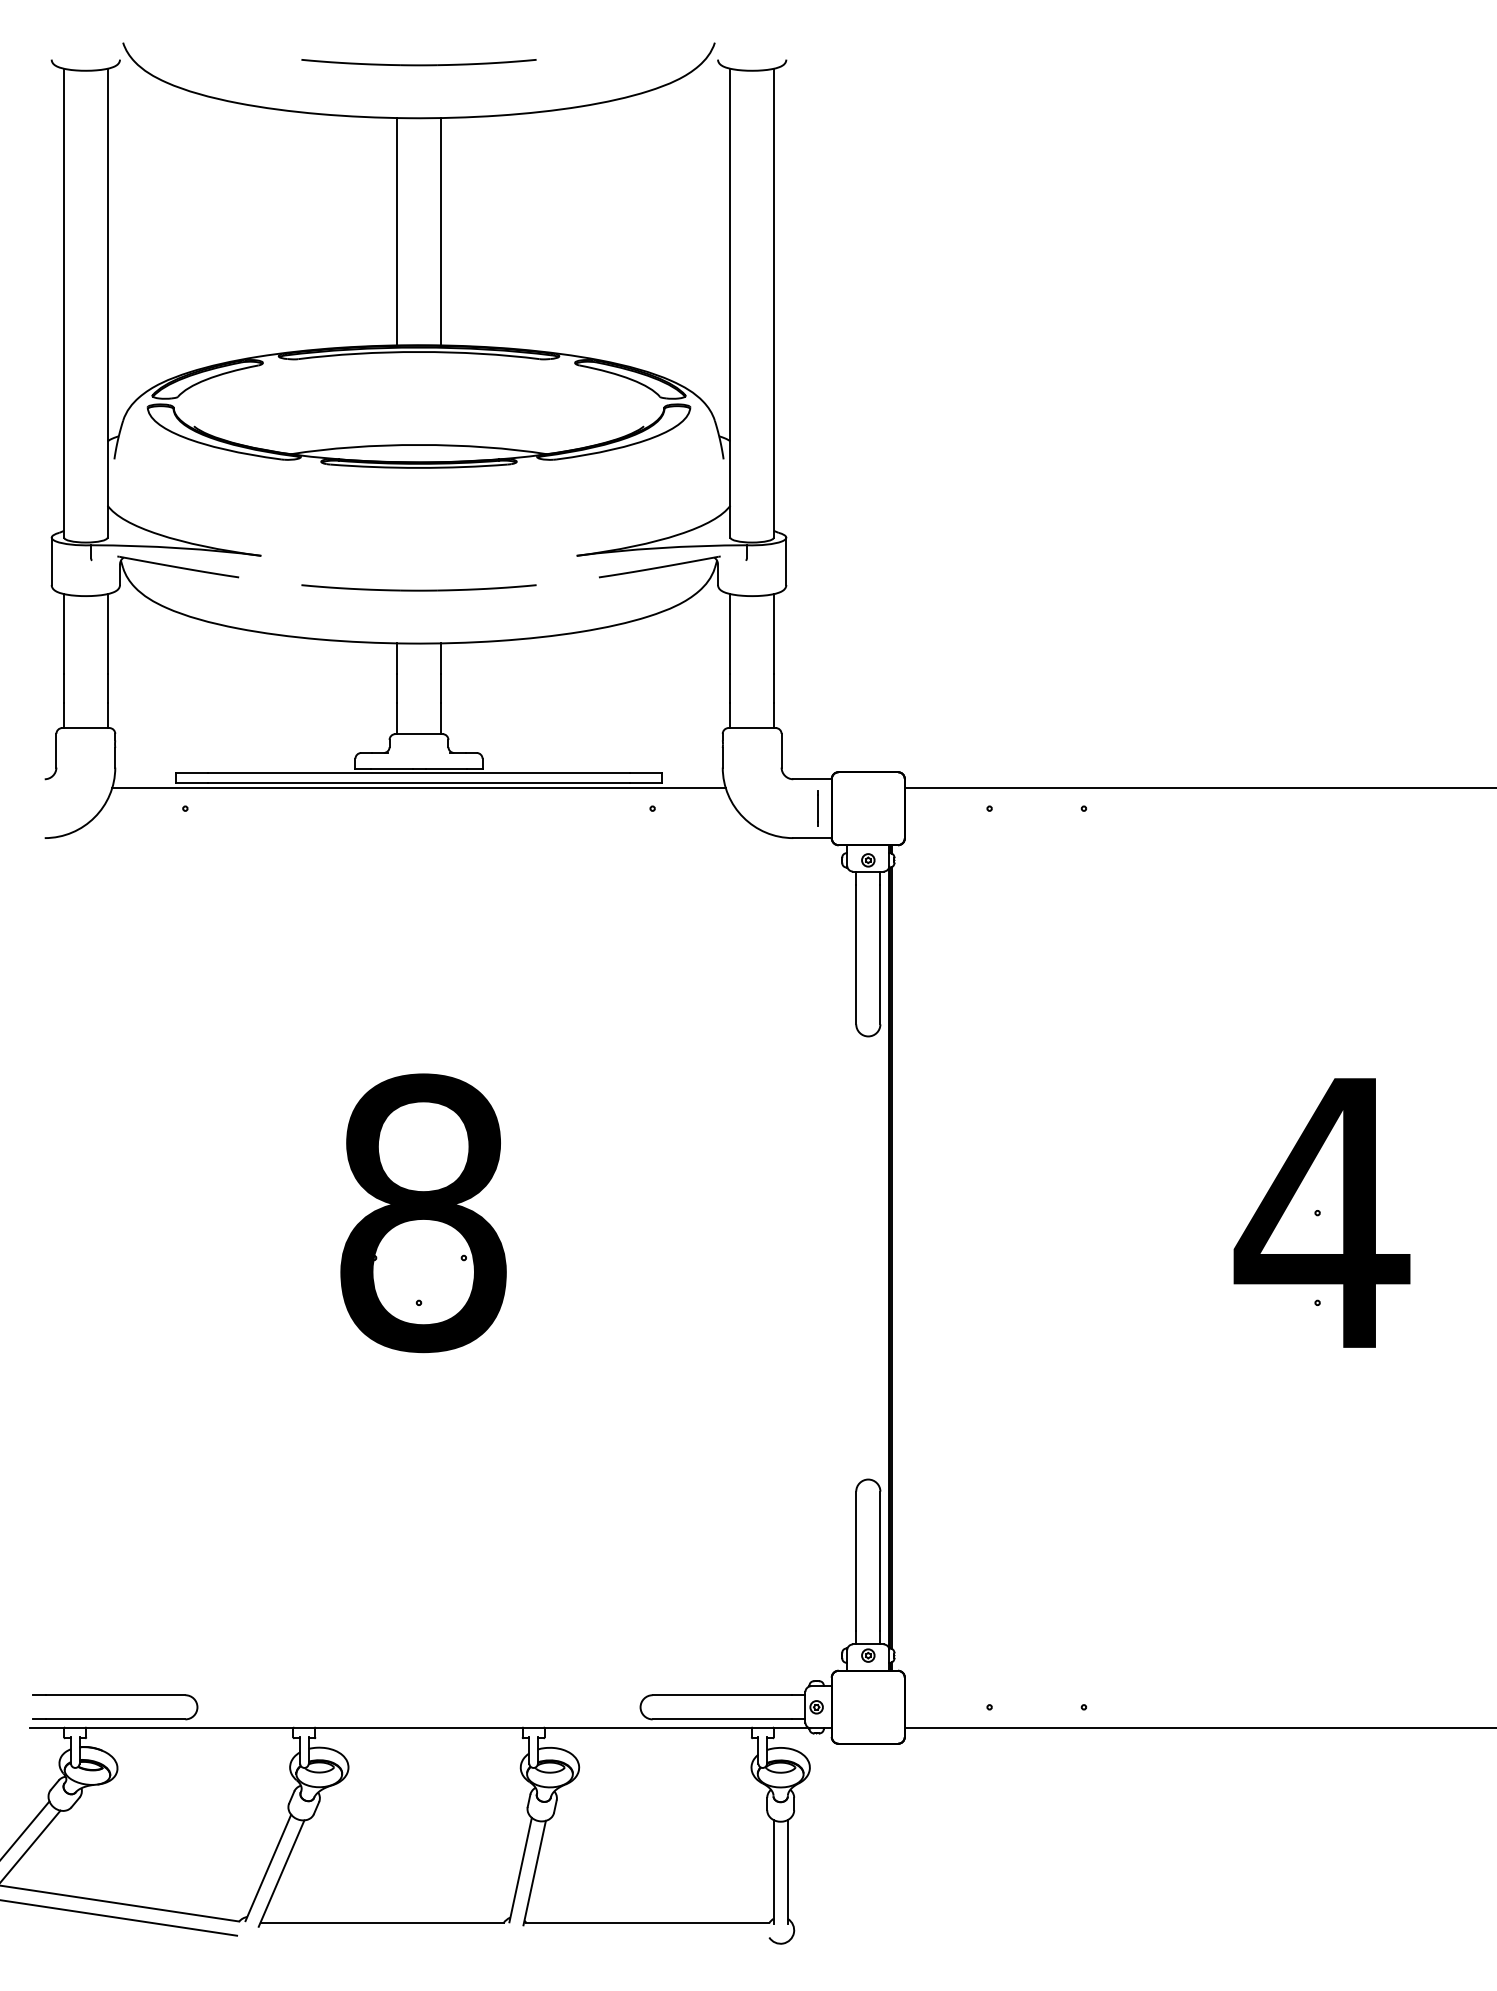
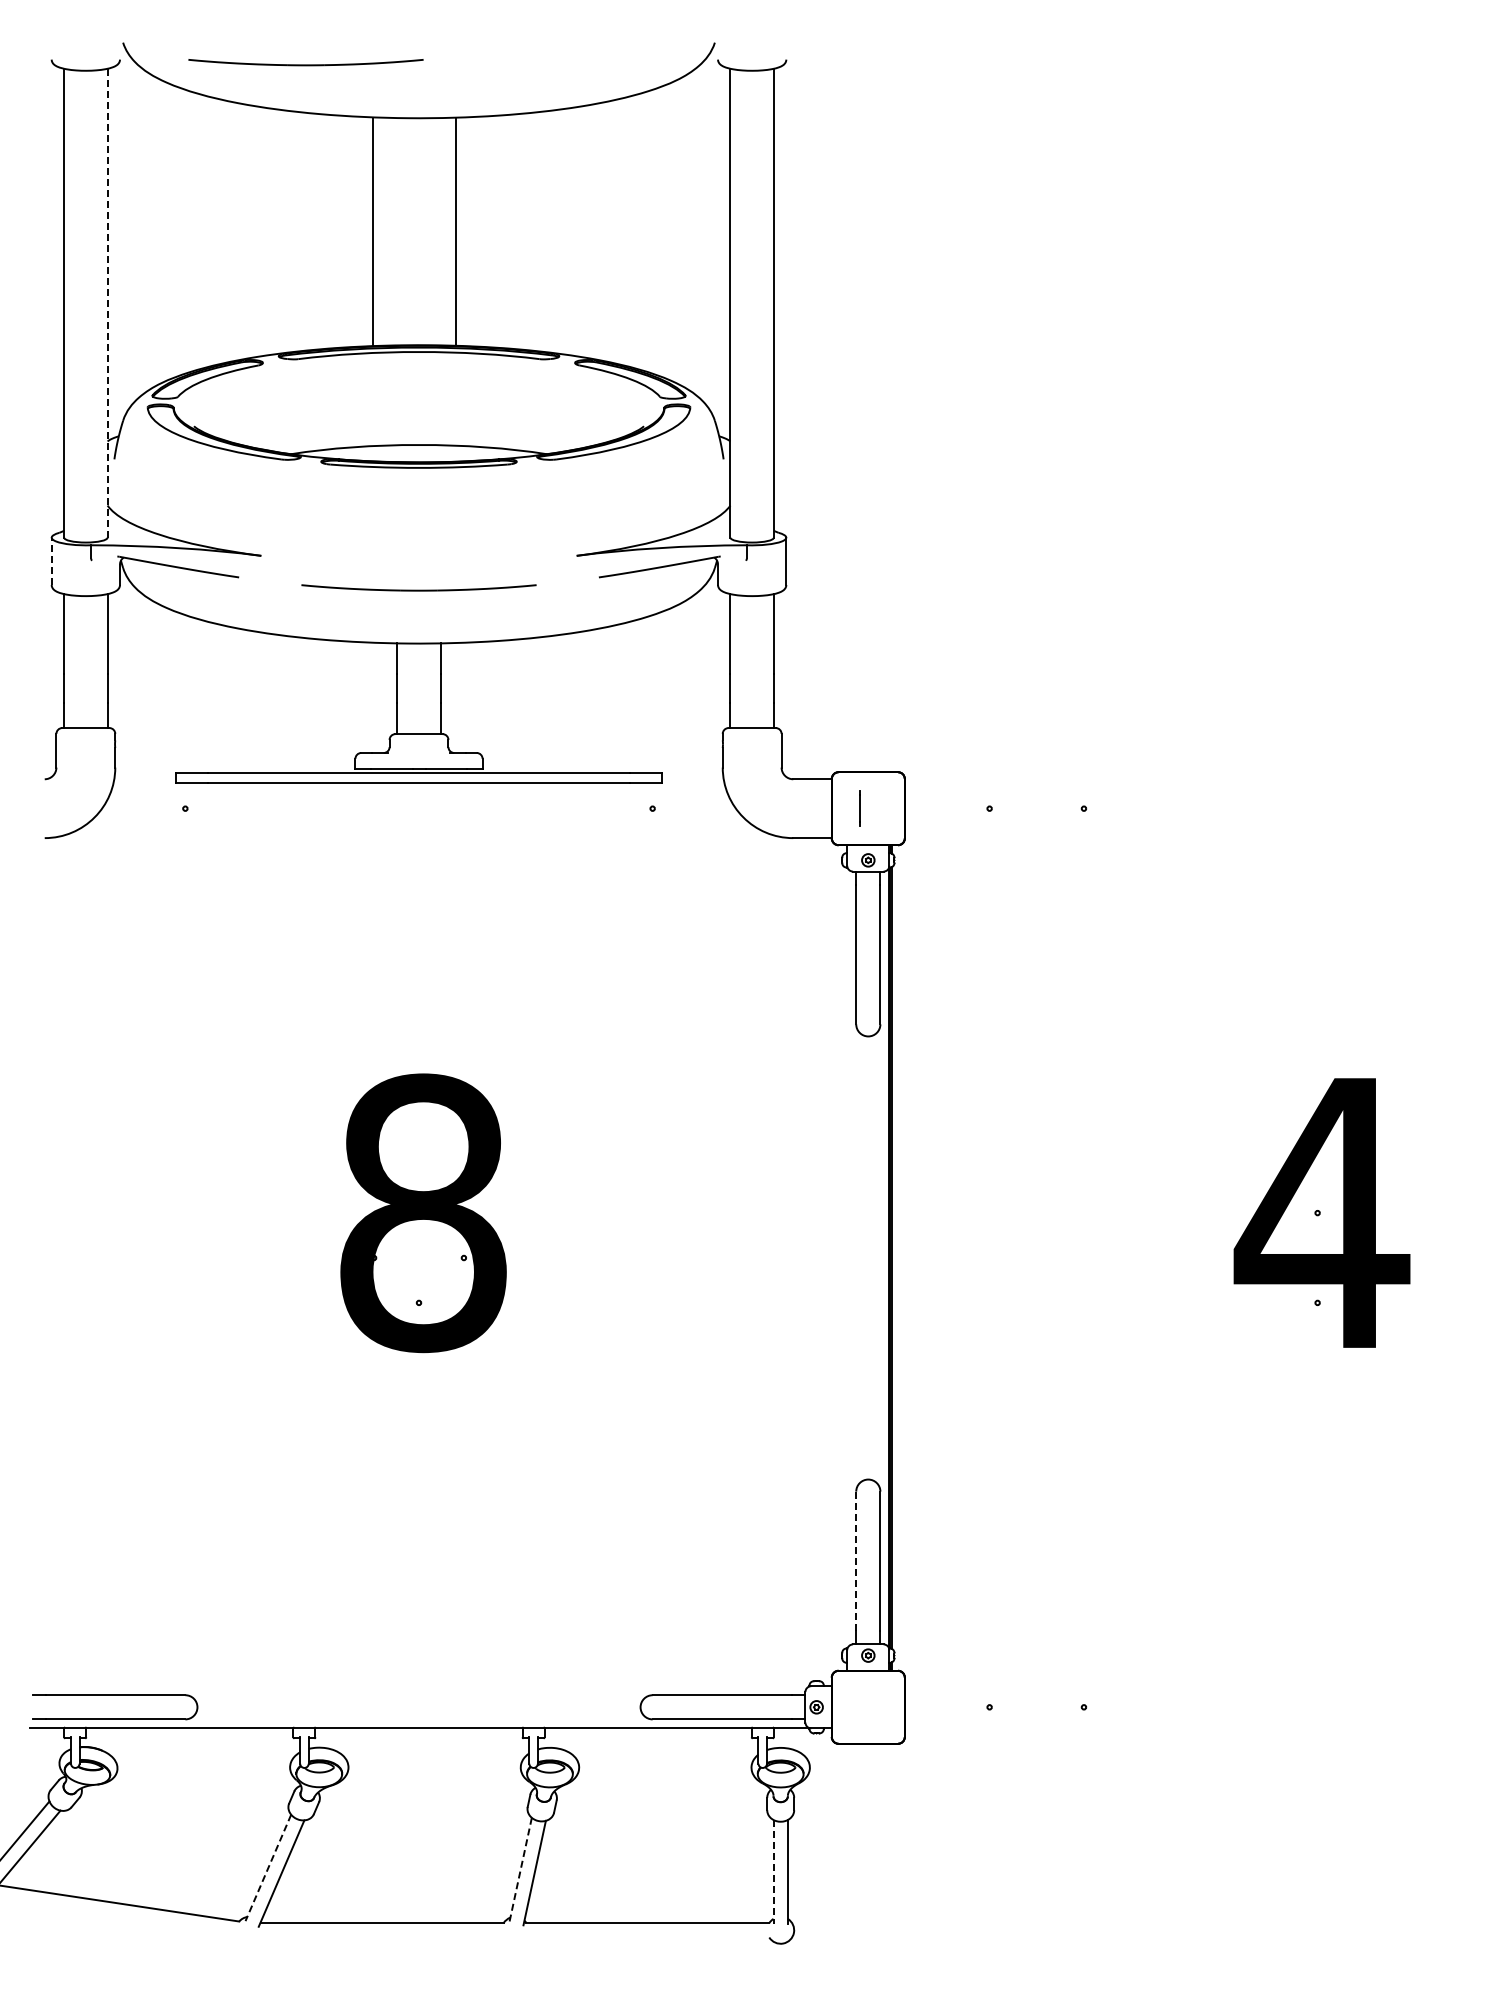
part position: (418, 62) -> (305, 62) (305, 62)
line position: (397, 231) -> (373, 231) (373, 231)
line position: (440, 231) -> (455, 231) (455, 231)
line: solid -> dashed (107, 302)
line: solid -> dashed (51, 561)
line: present -> none (418, 788)
line: present -> none (1198, 788)
line position: (817, 808) -> (859, 808) (859, 808)
line: solid -> dashed (856, 1561)
line: present -> none (1198, 1727)
line: solid -> dashed (268, 1867)
line: solid -> dashed (520, 1870)
line: solid -> dashed (773, 1871)
line: present -> none (119, 1917)
